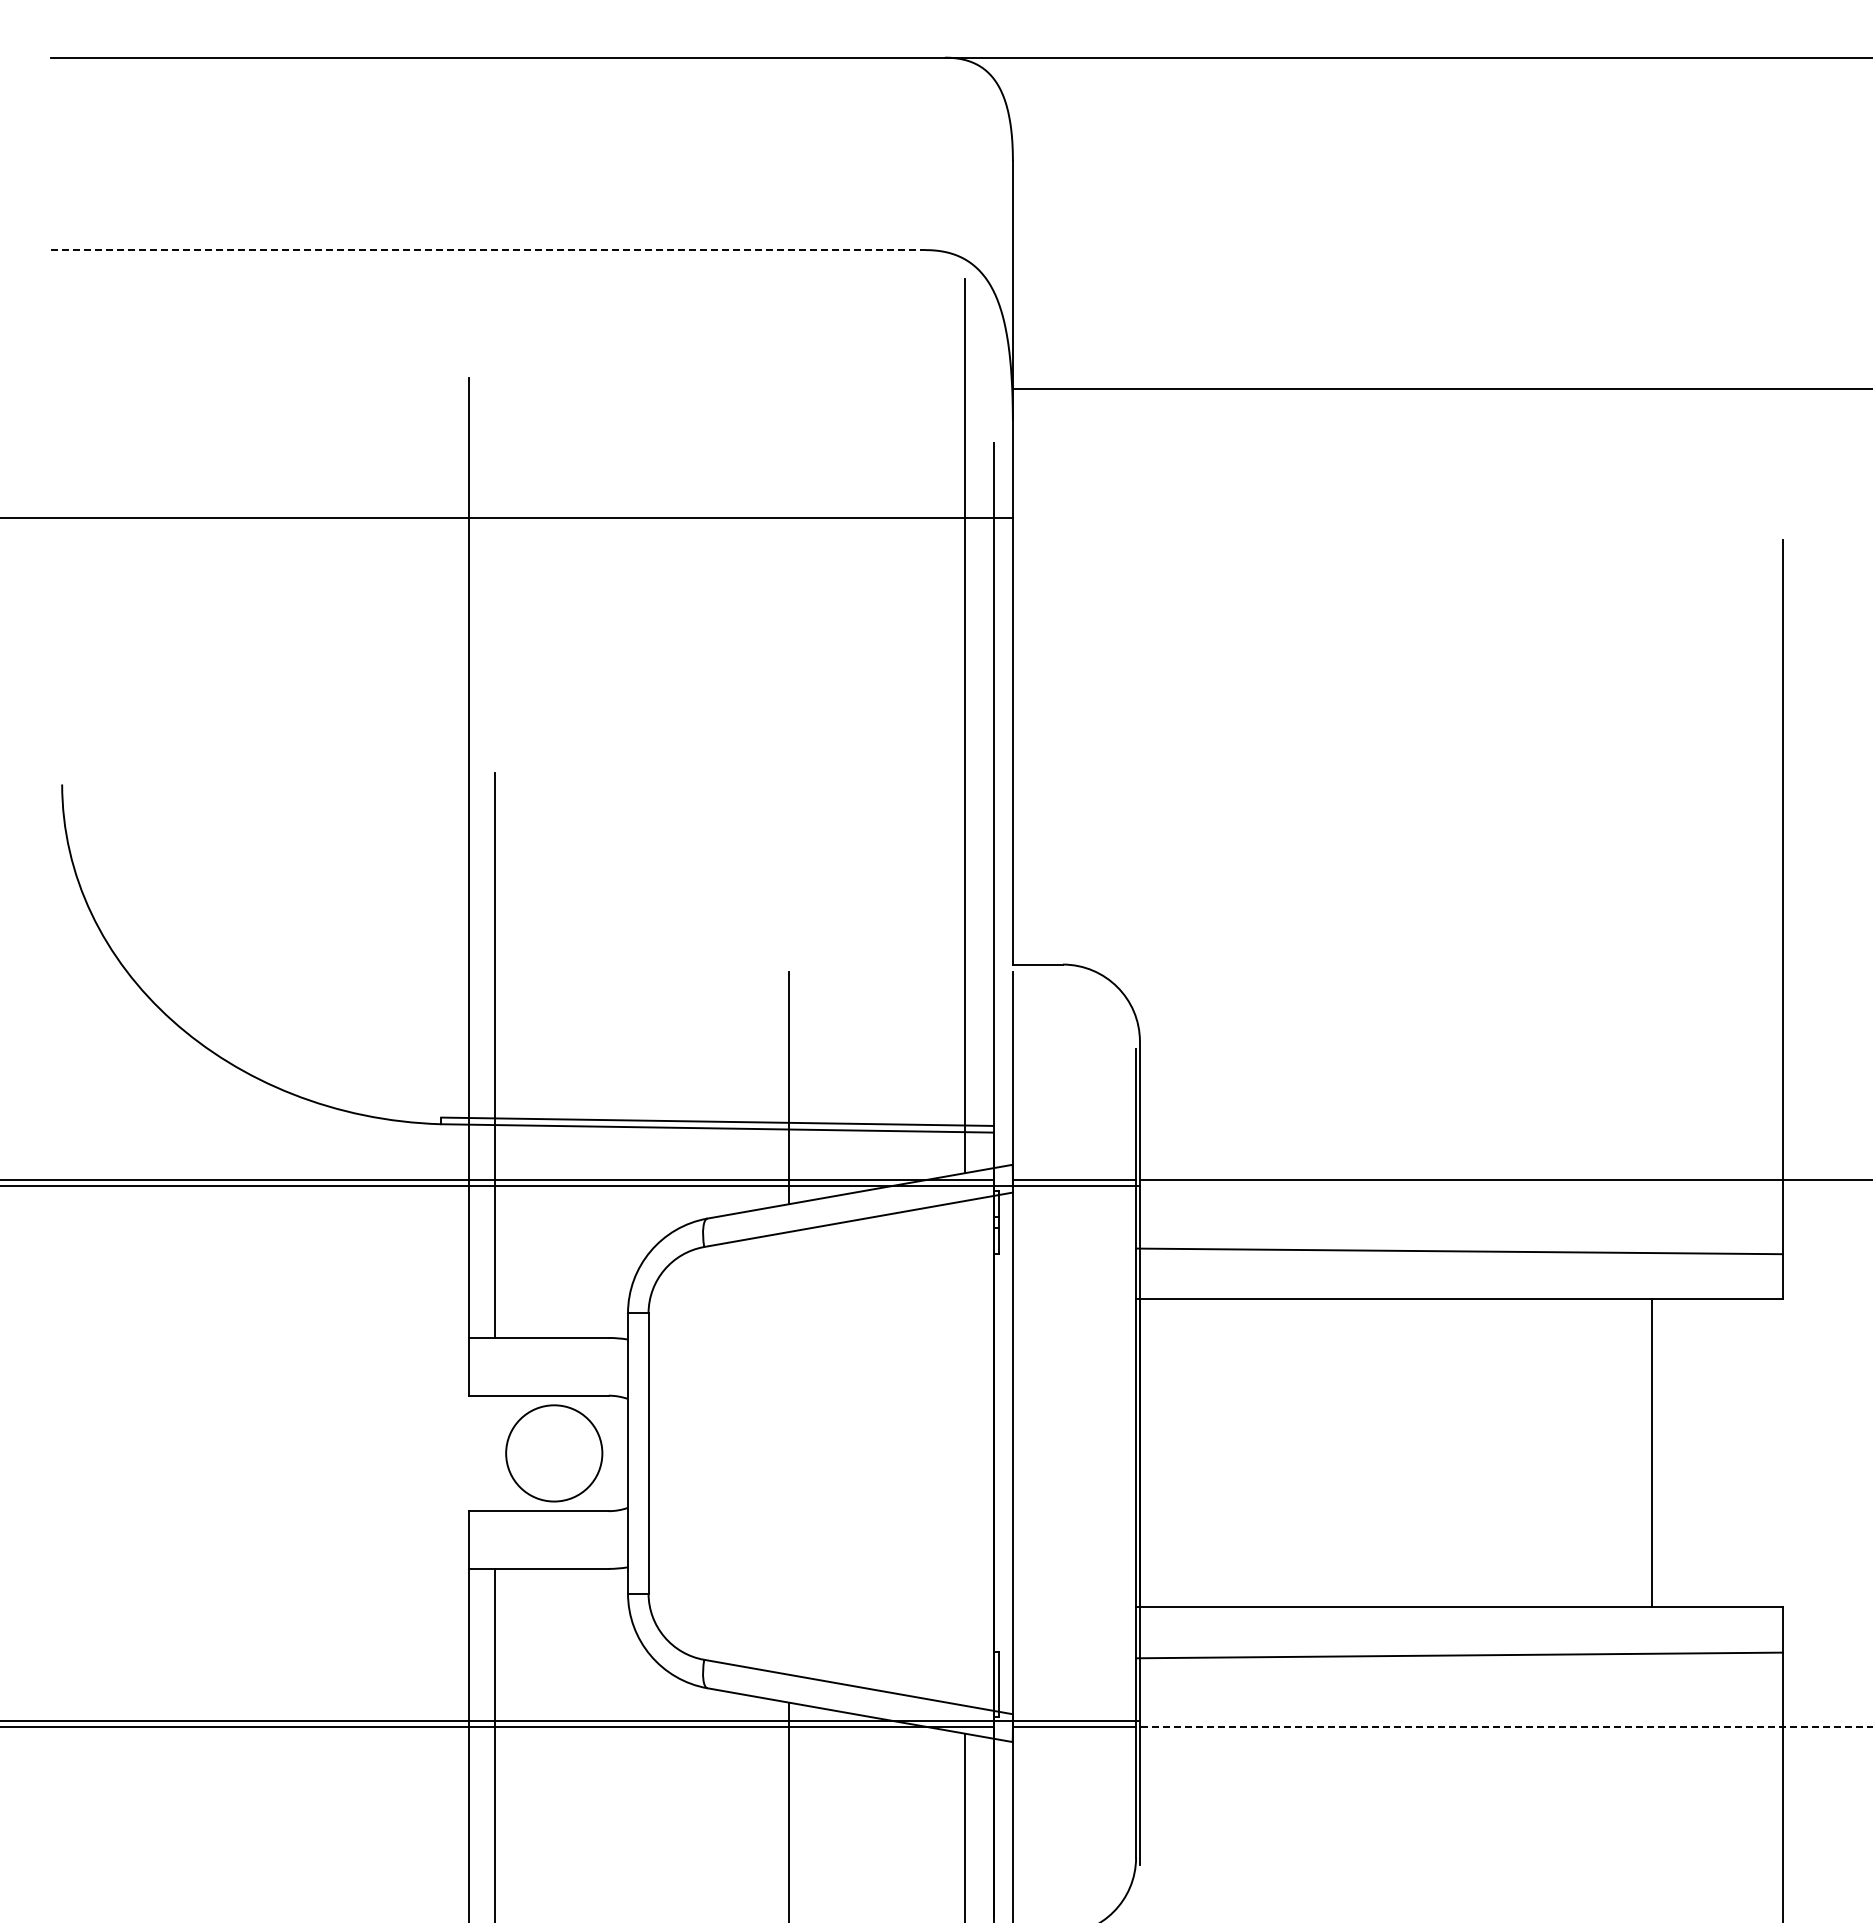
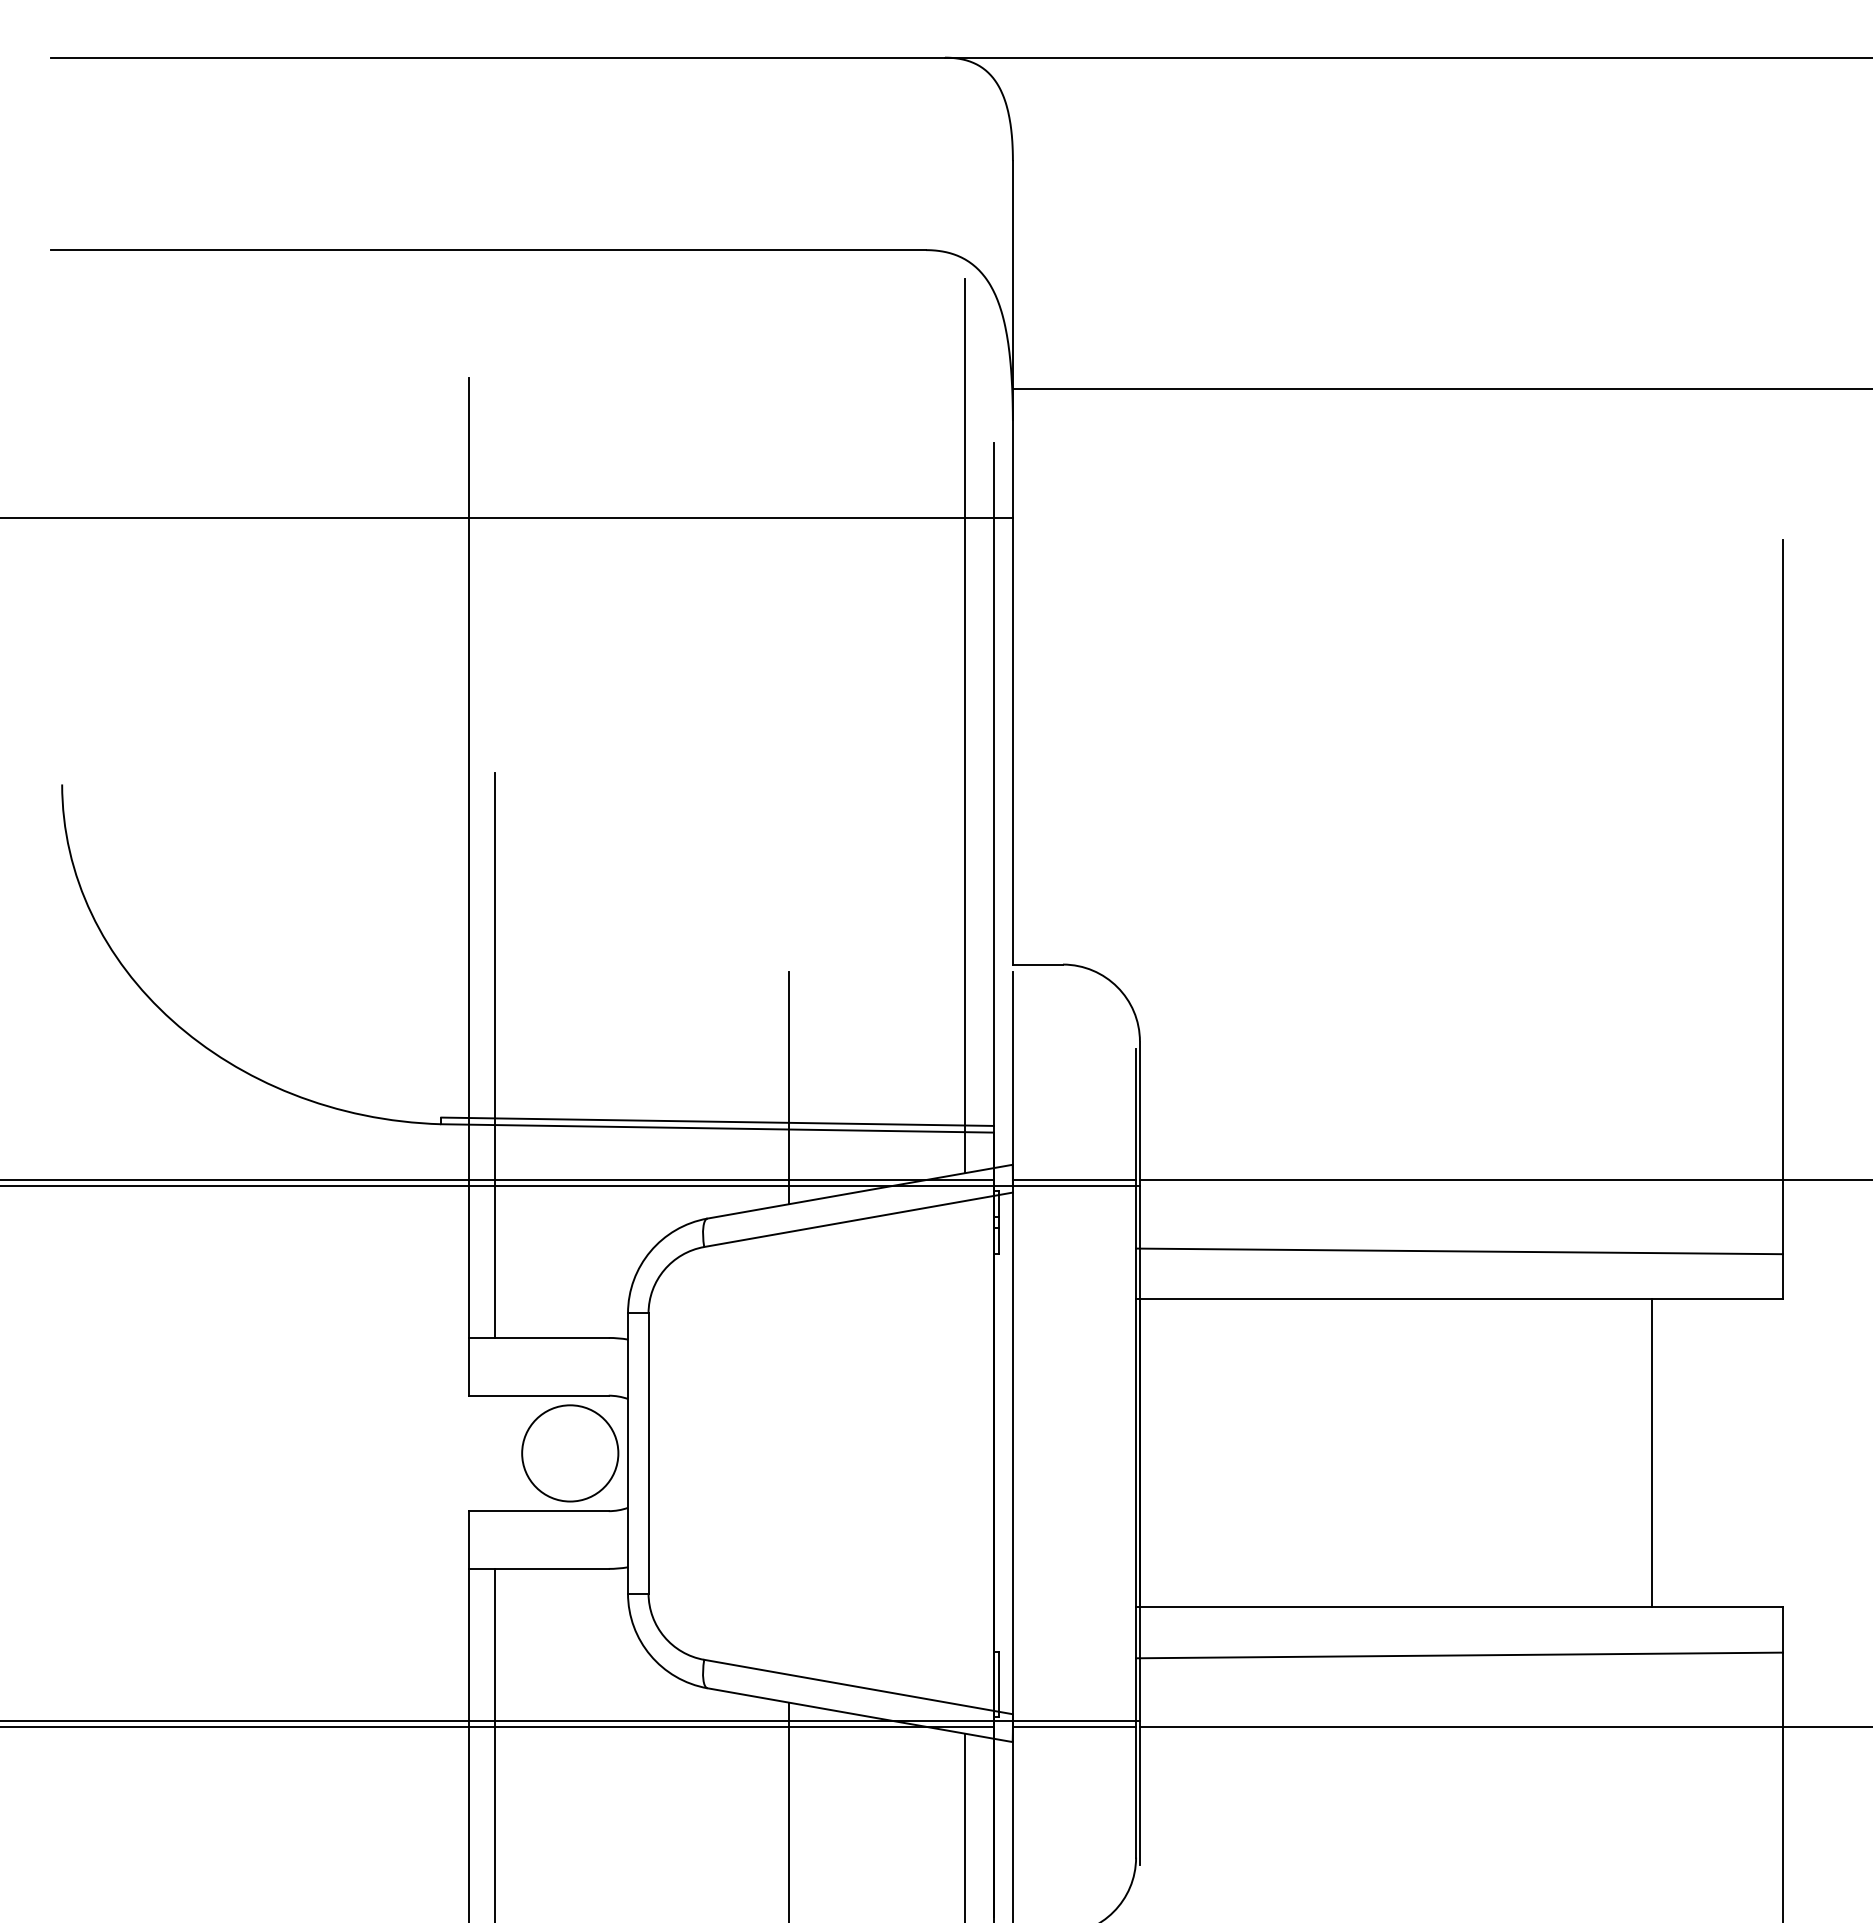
line: dashed -> solid (488, 250)
circle position: (554, 1453) -> (570, 1453) (570, 1453)
line: dashed -> solid (1505, 1726)
